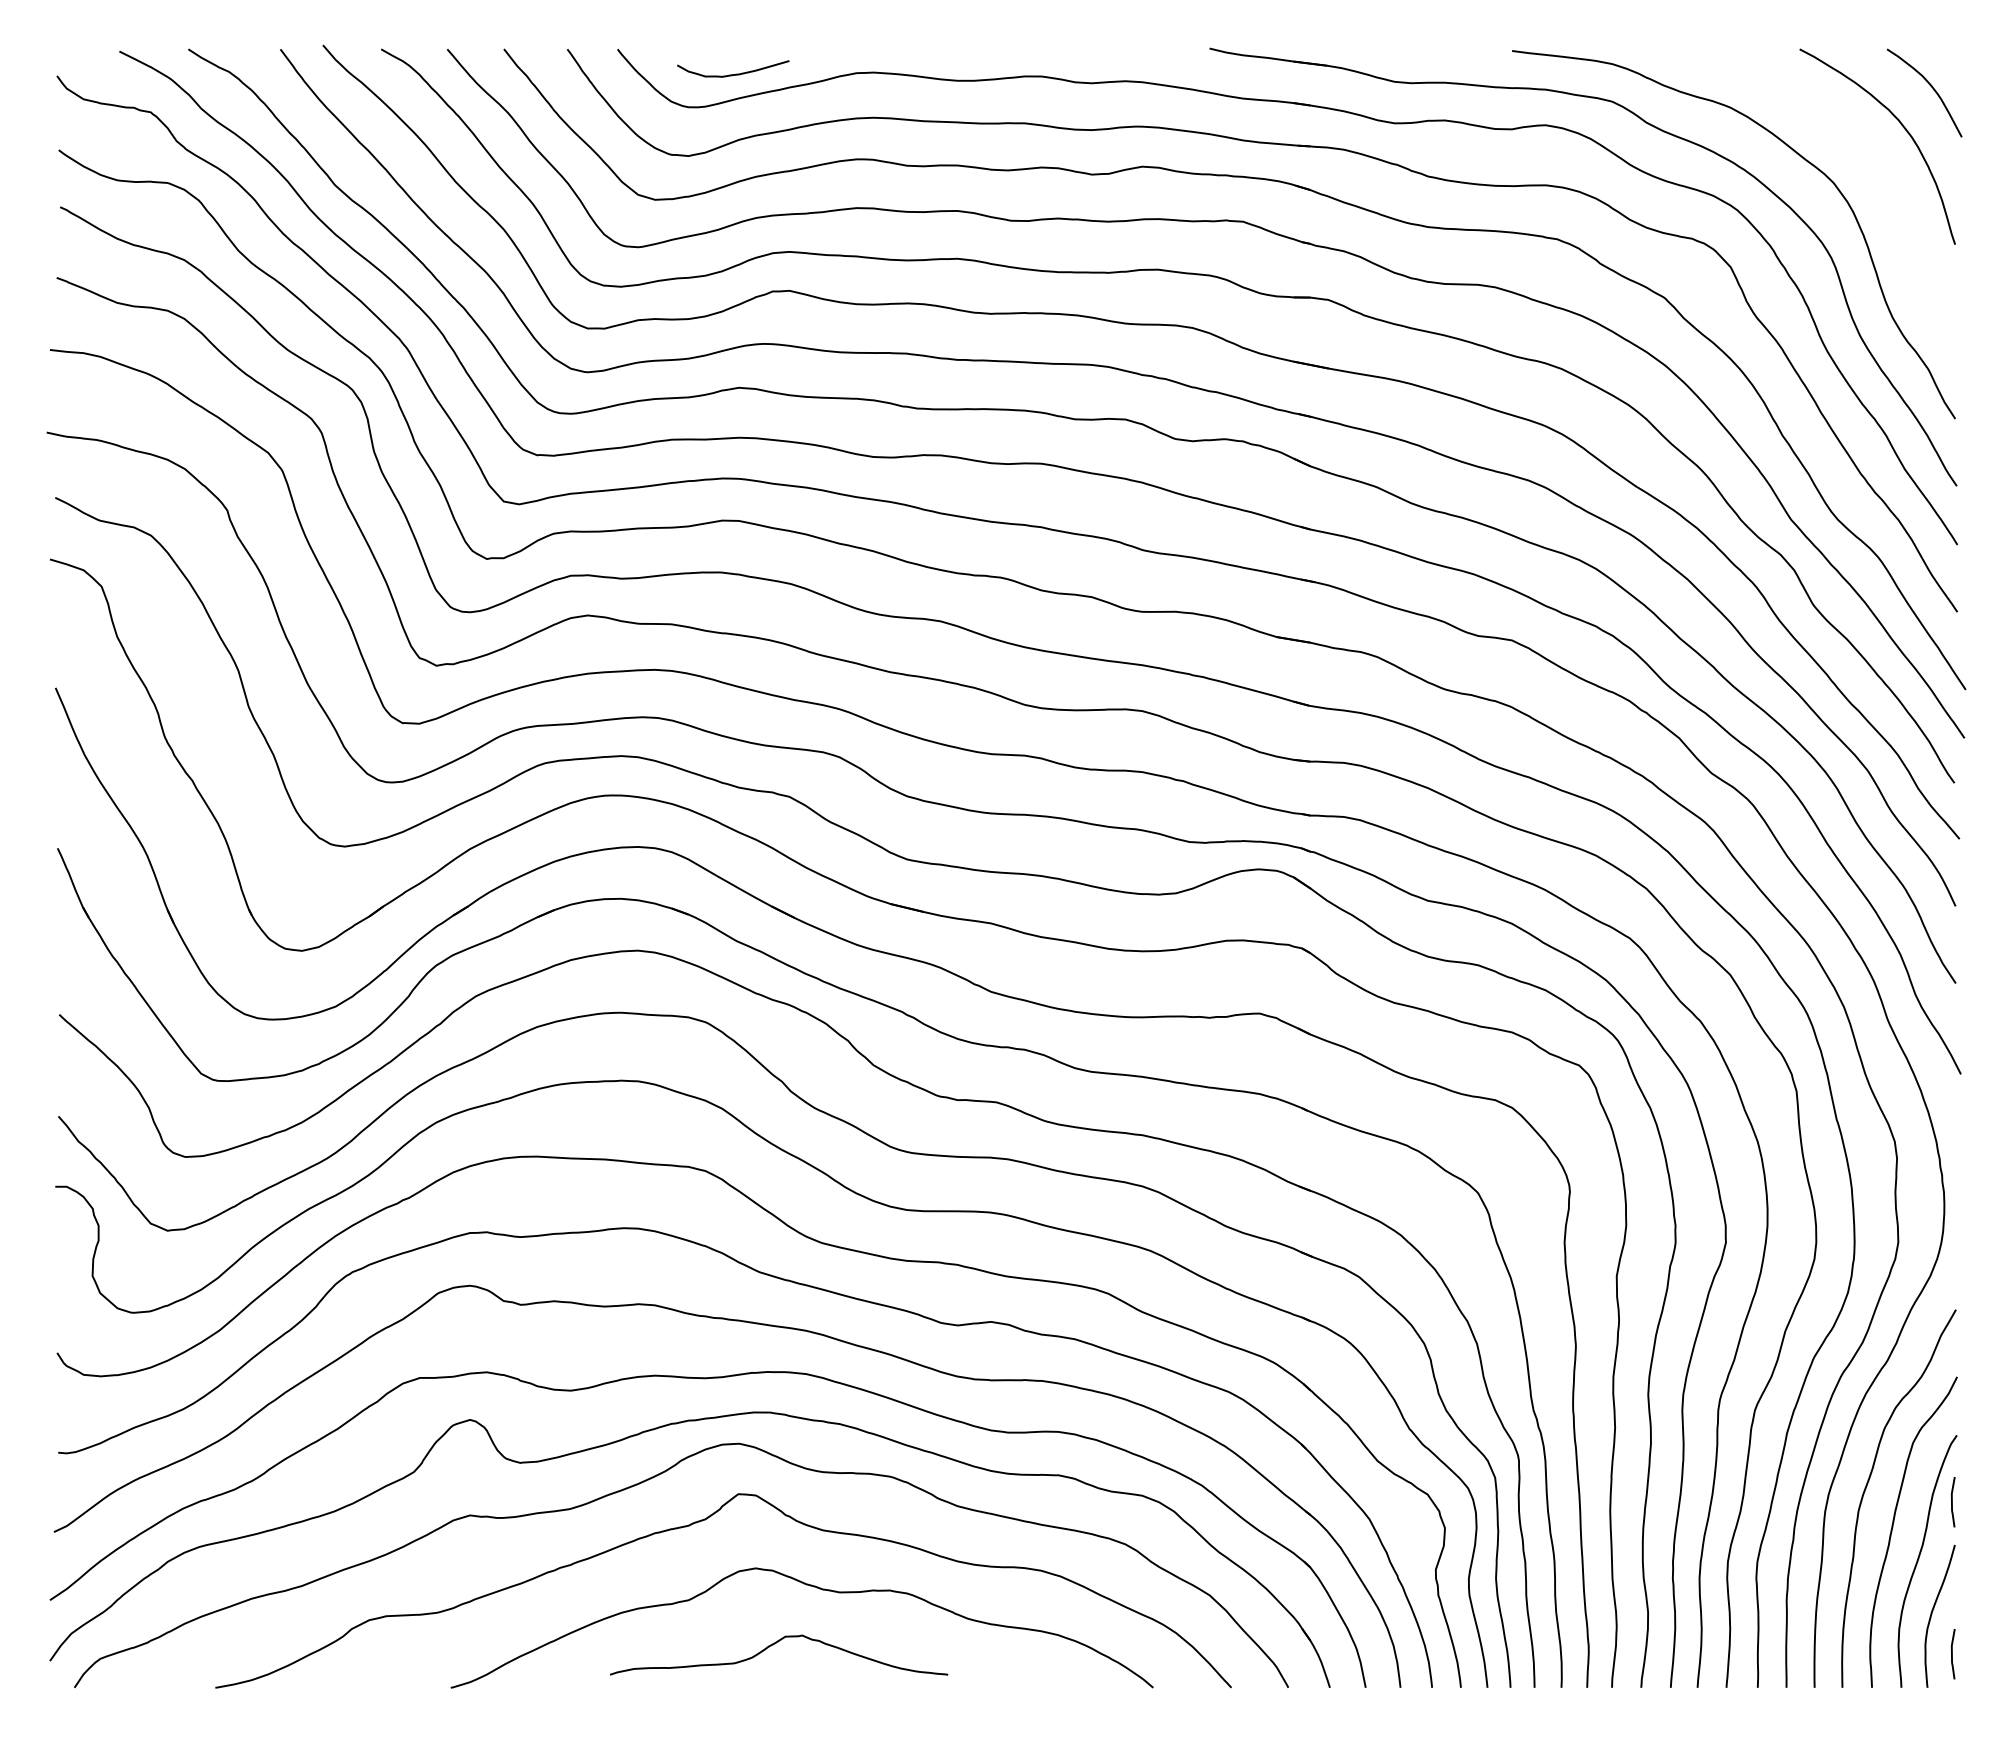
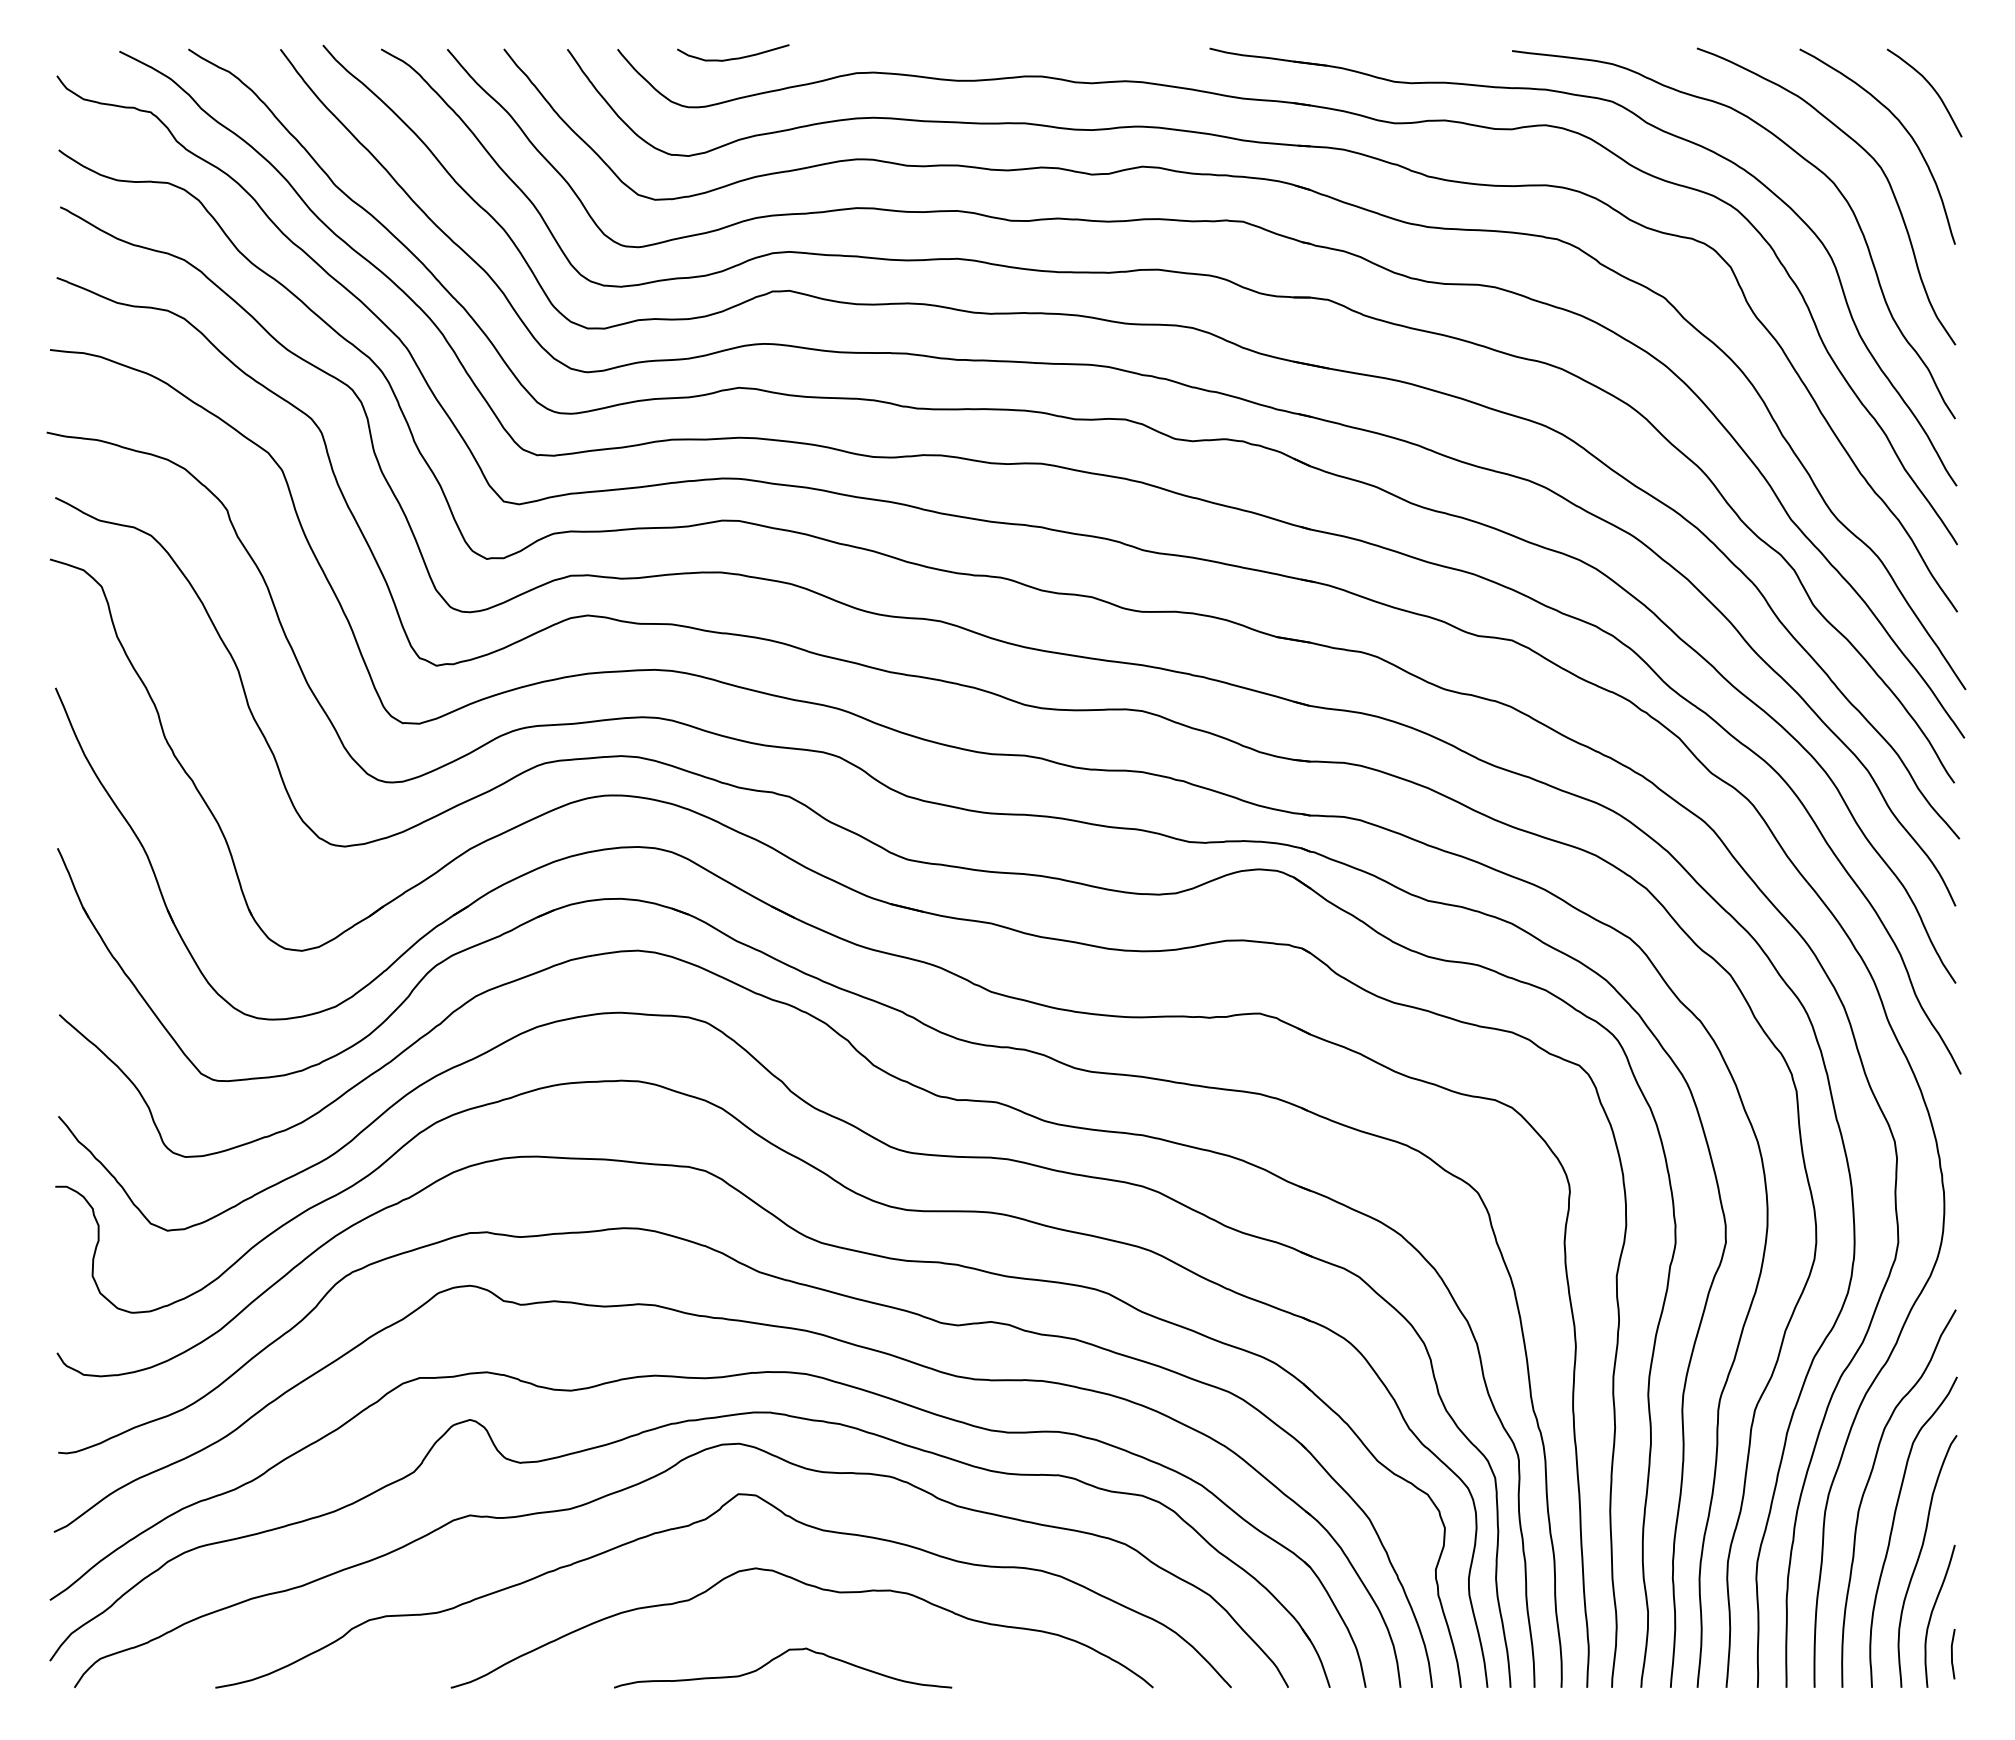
curve position: (735, 73) -> (735, 57) (735, 57)
curve: none -> present (1867, 154)
line: present -> none (1952, 1502)
curve position: (773, 1645) -> (777, 1658) (777, 1658)
